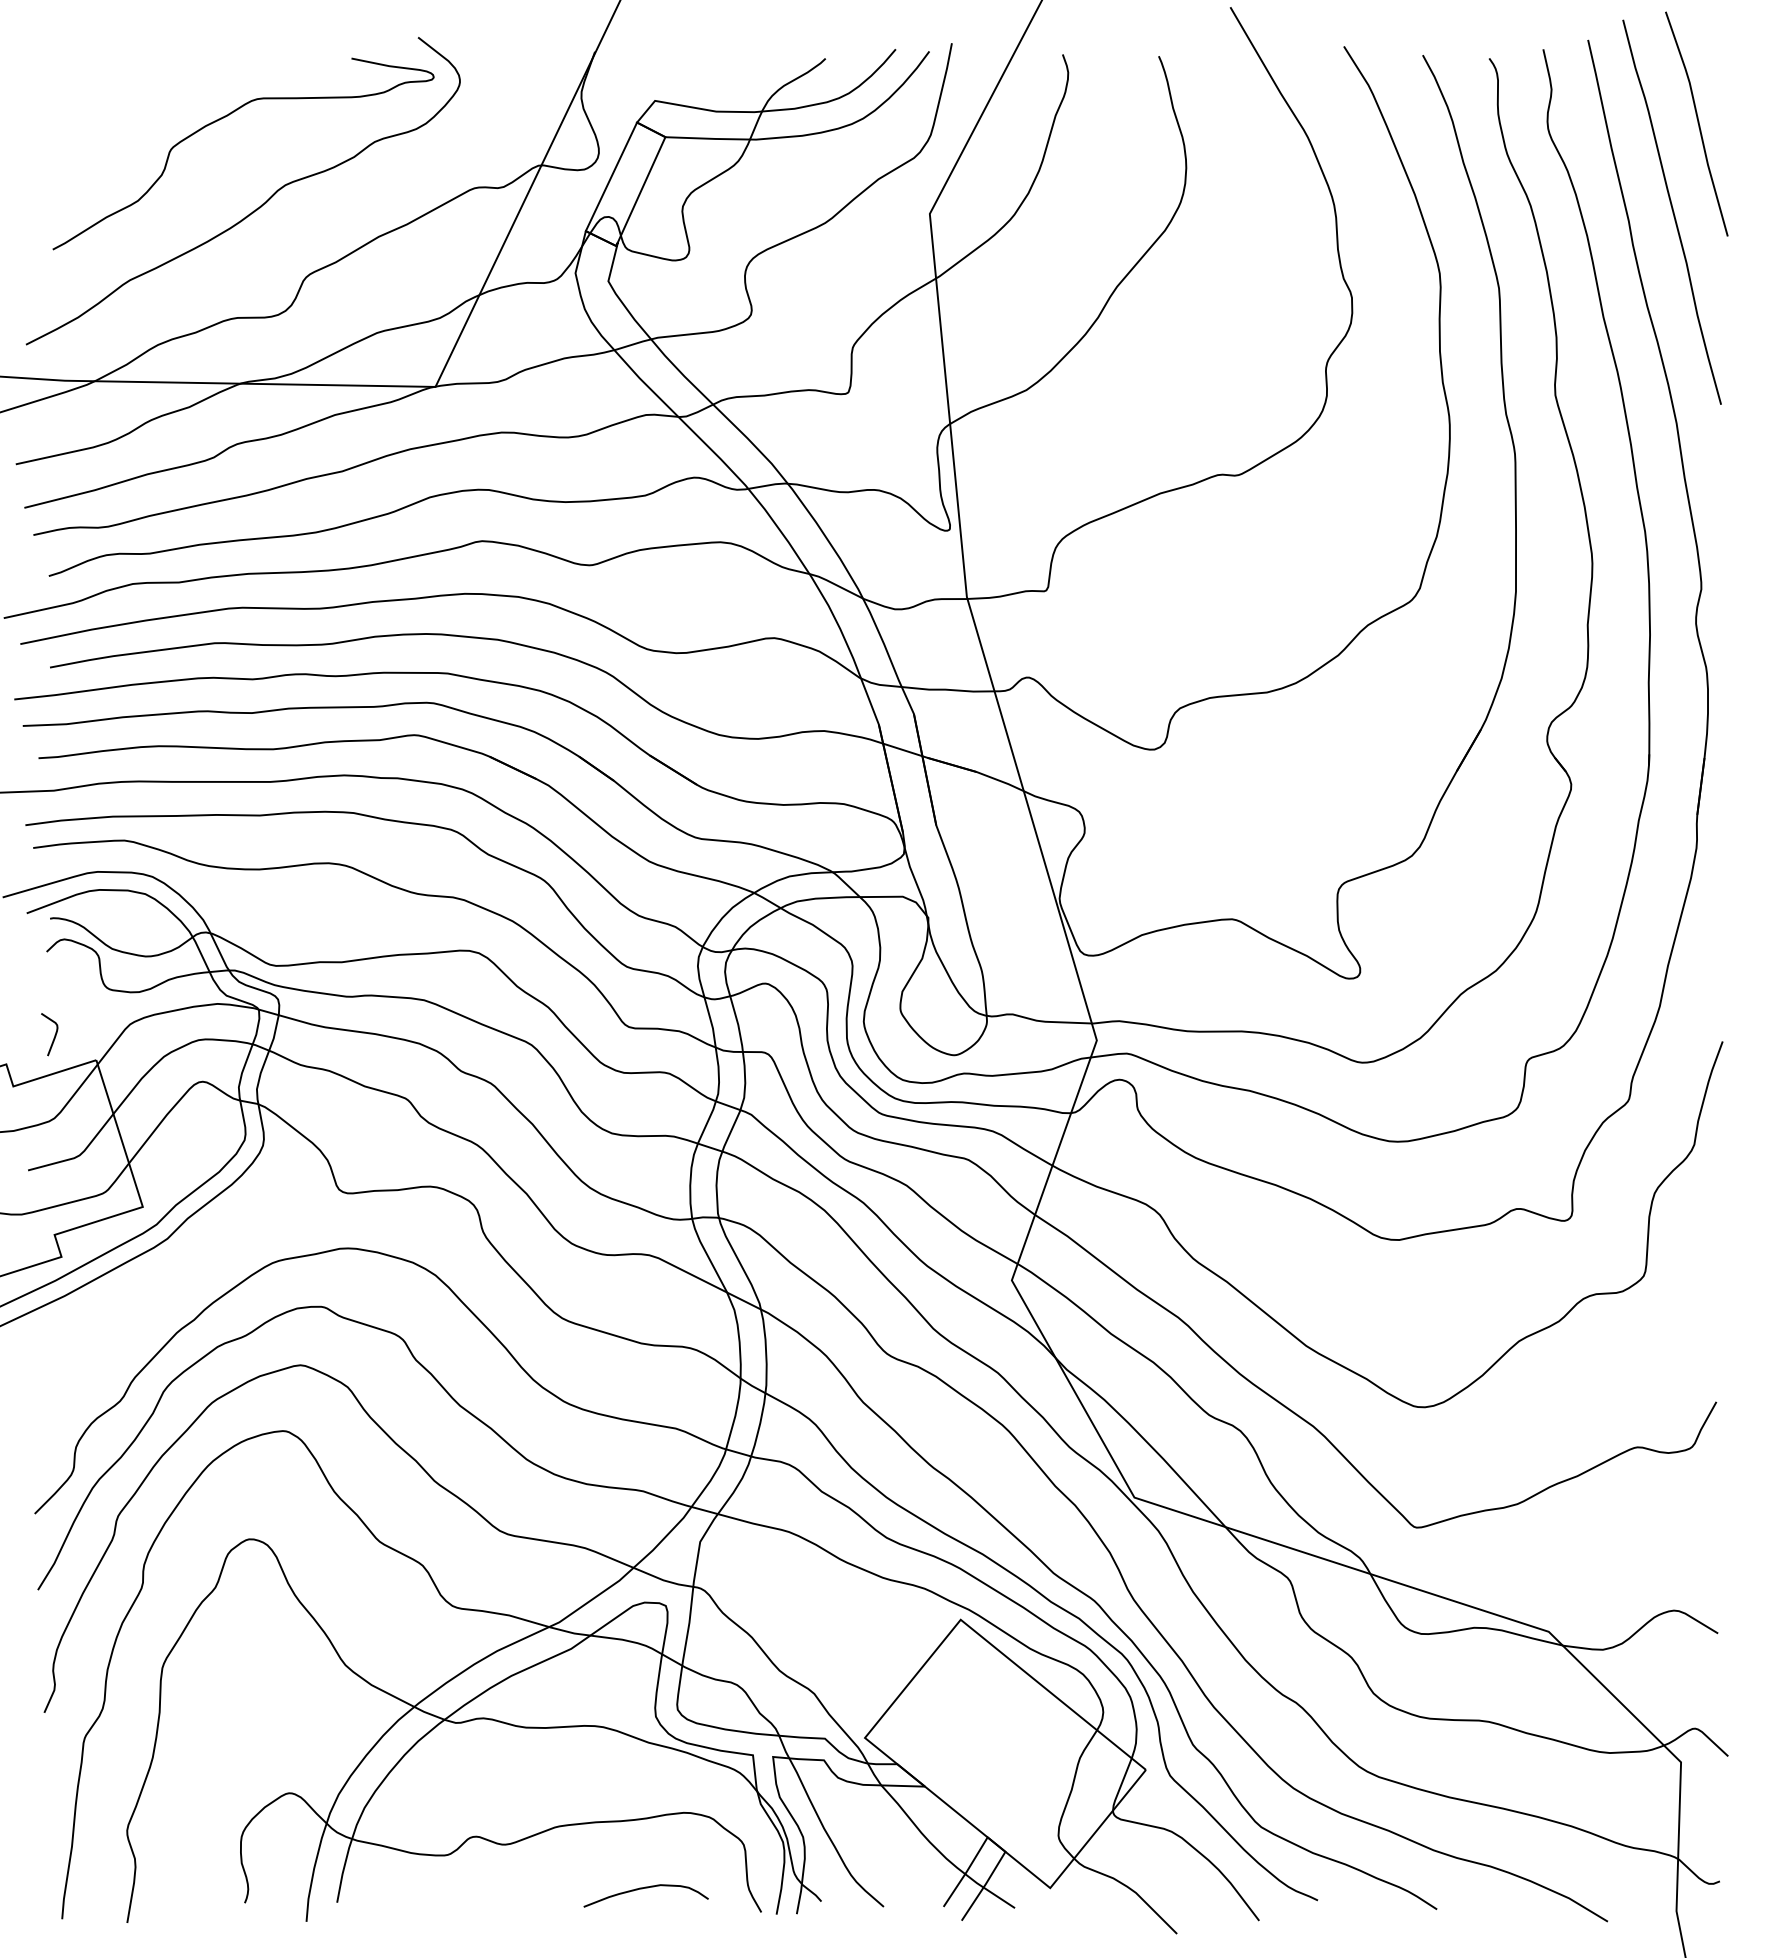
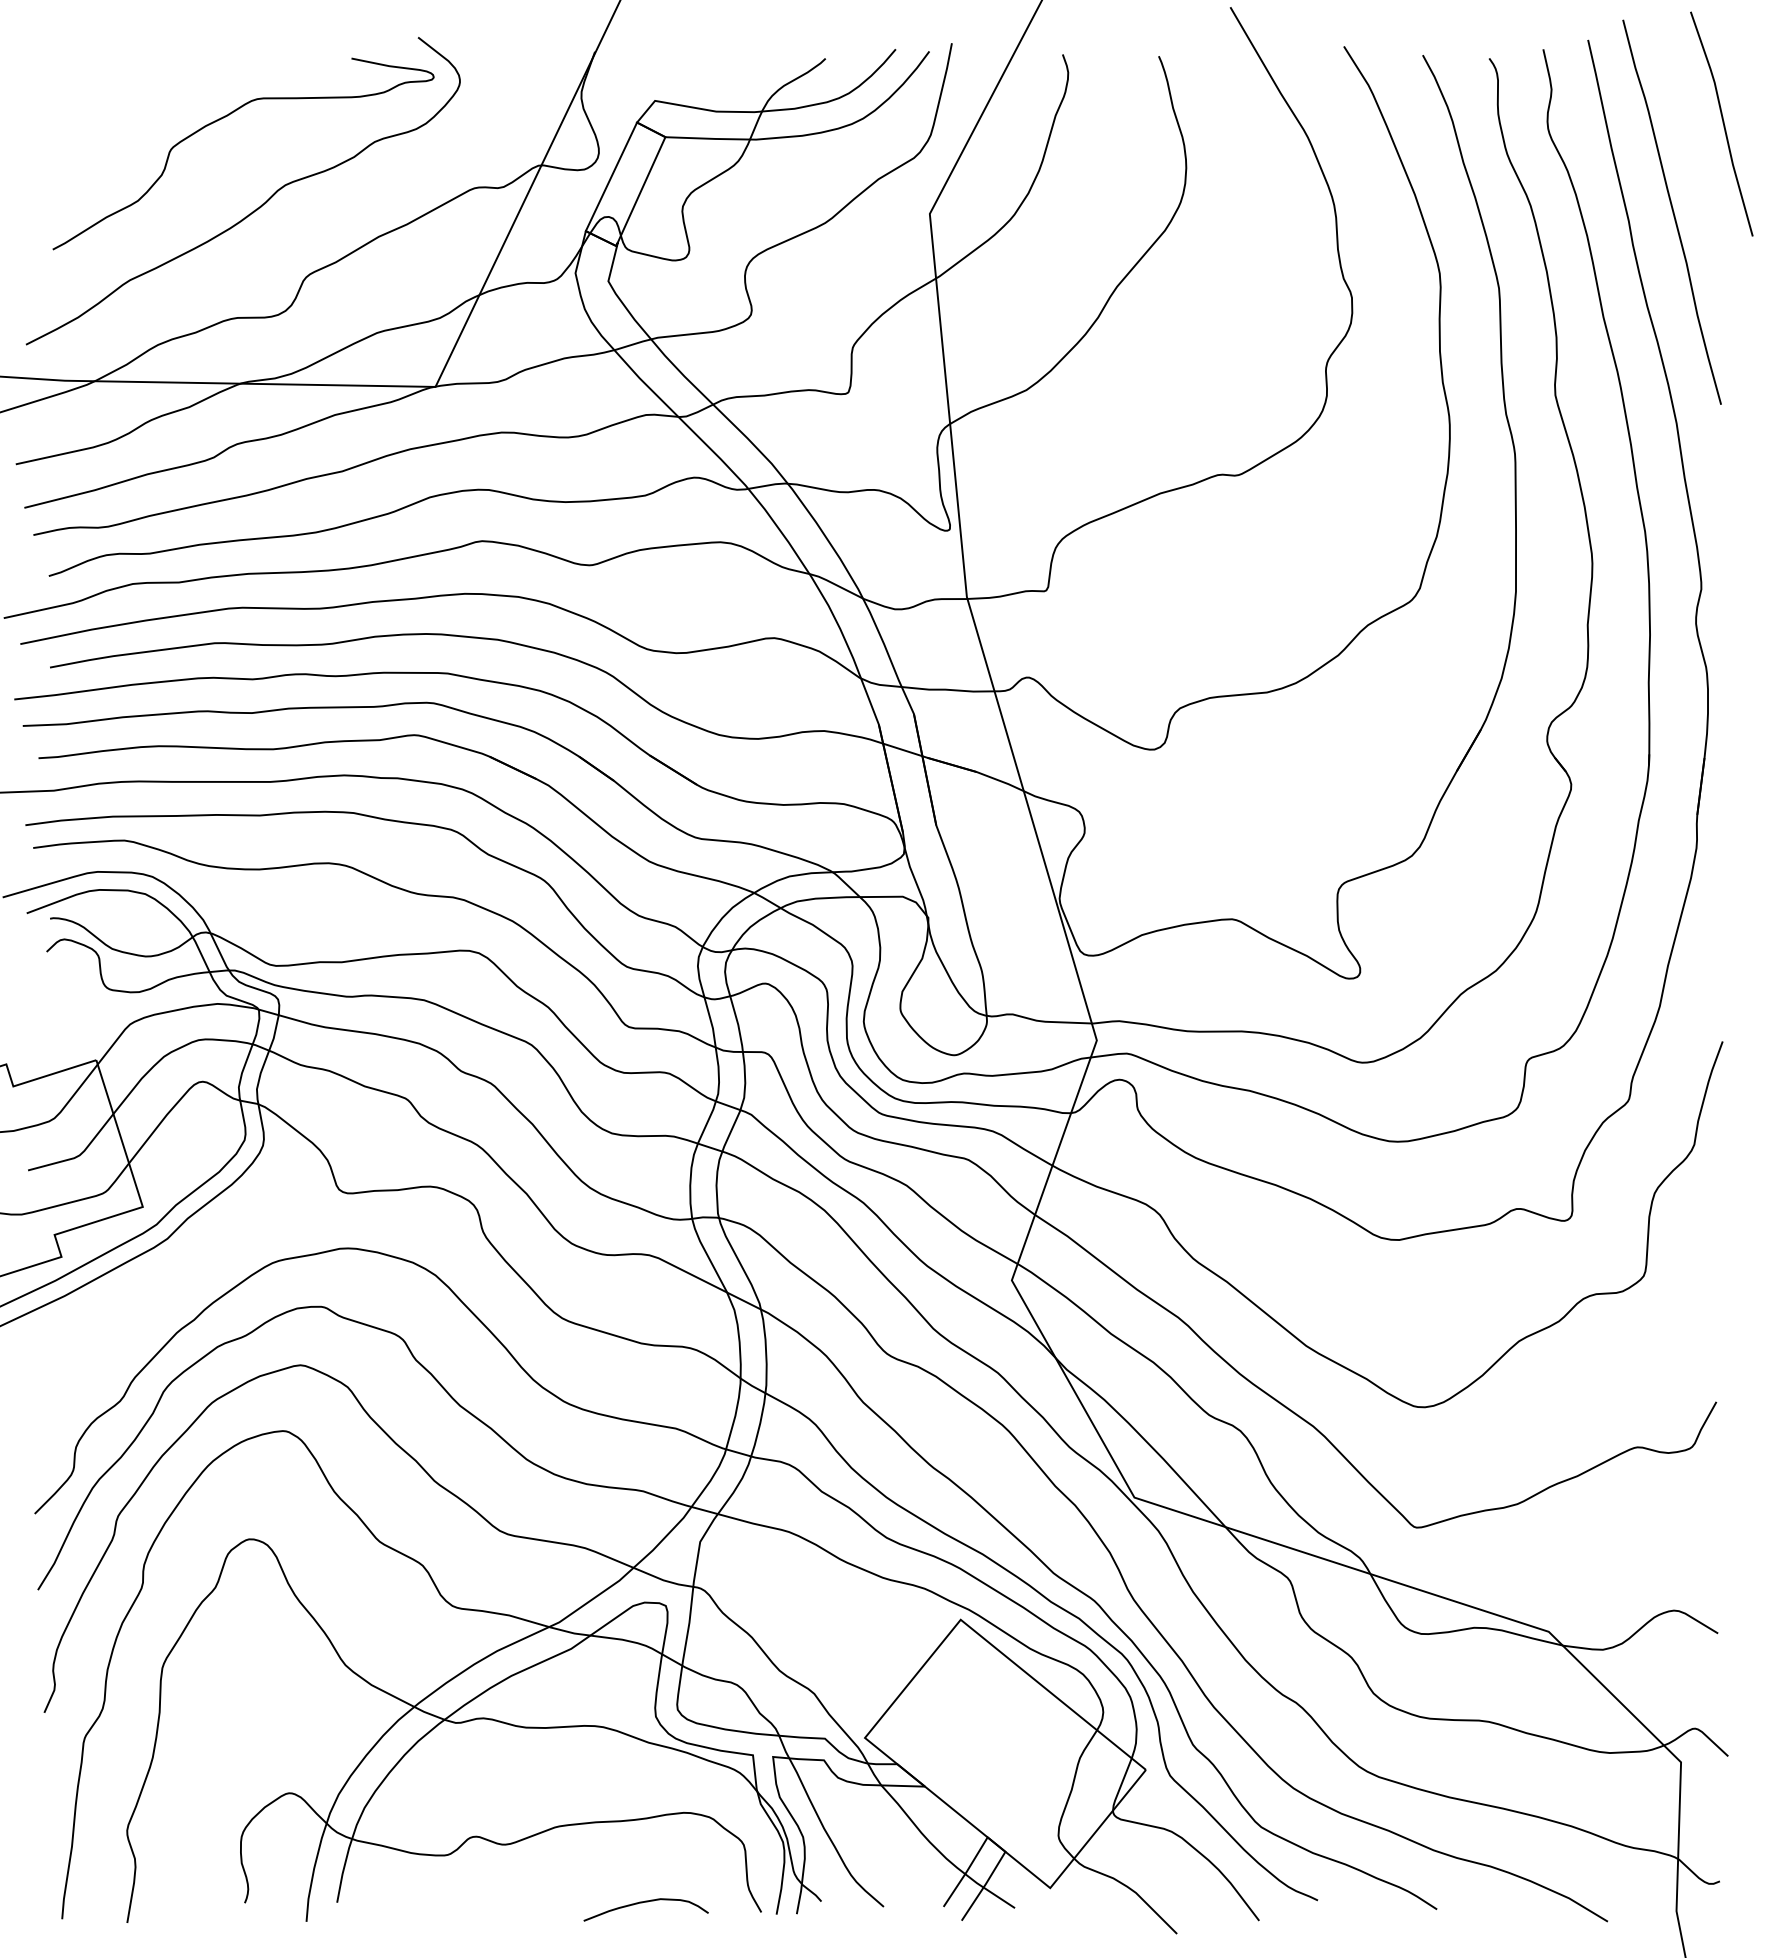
line position: (1697, 123) -> (1722, 123) (1722, 123)
curve: present -> none (54, 1035)
curve position: (642, 1889) -> (642, 1903) (642, 1903)
